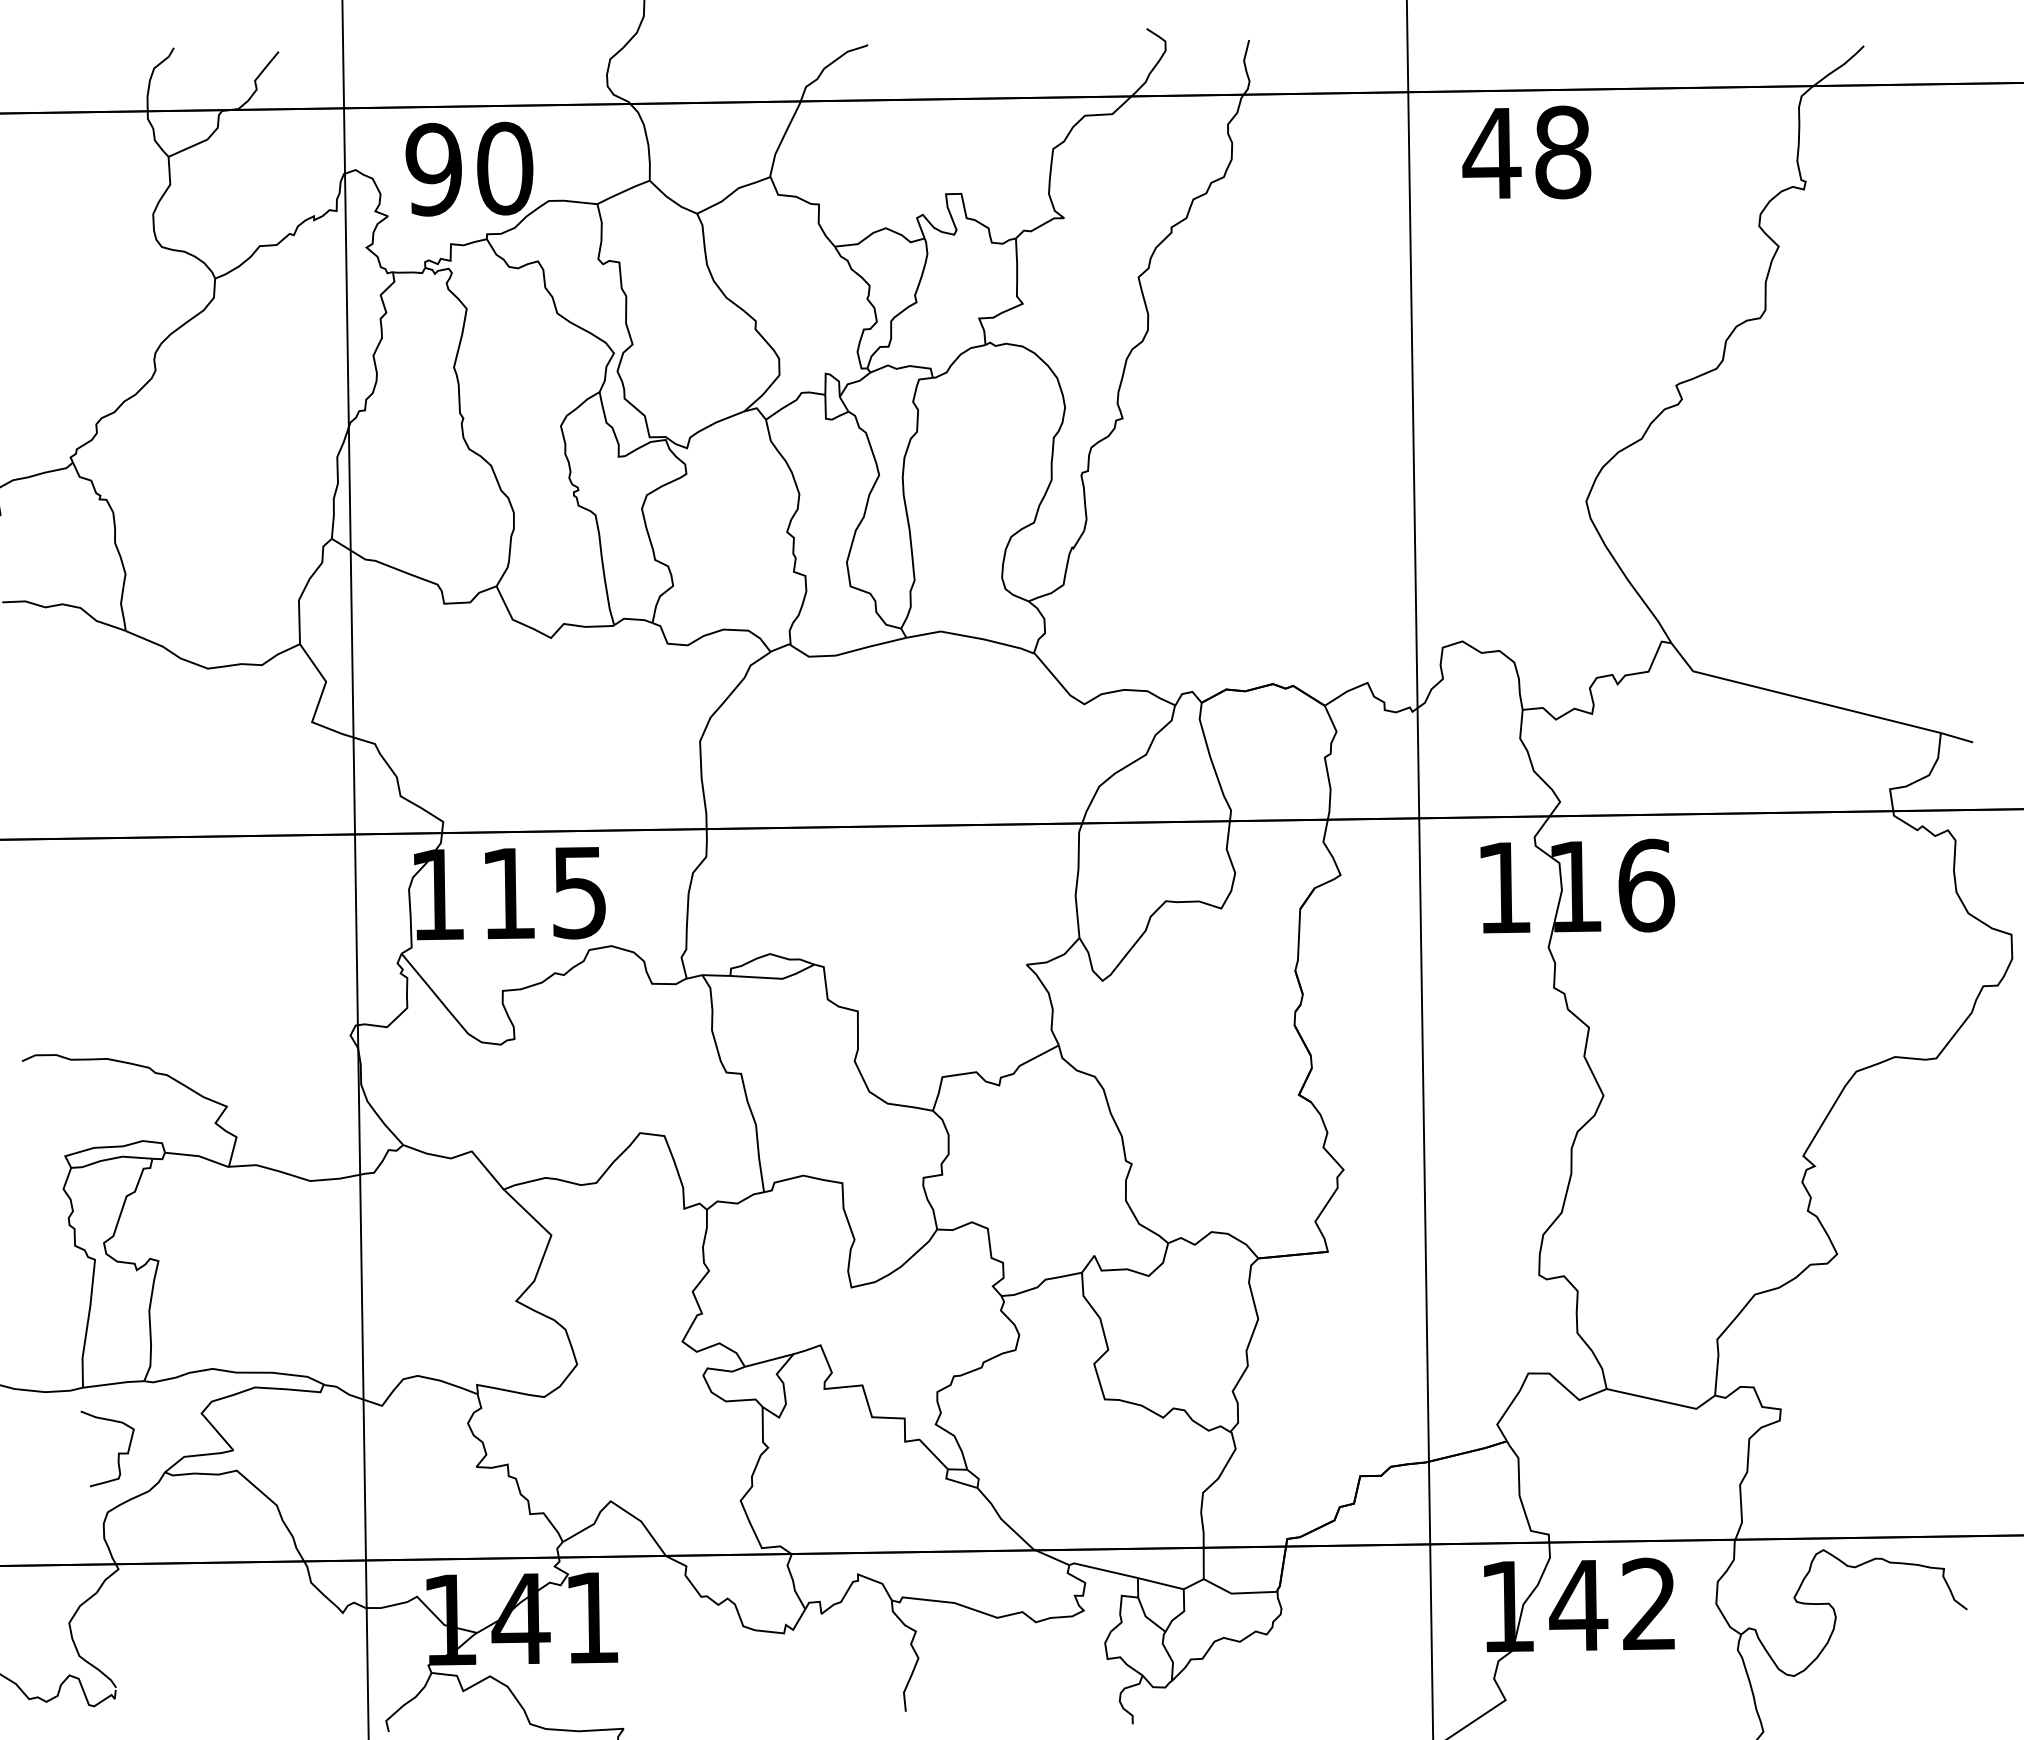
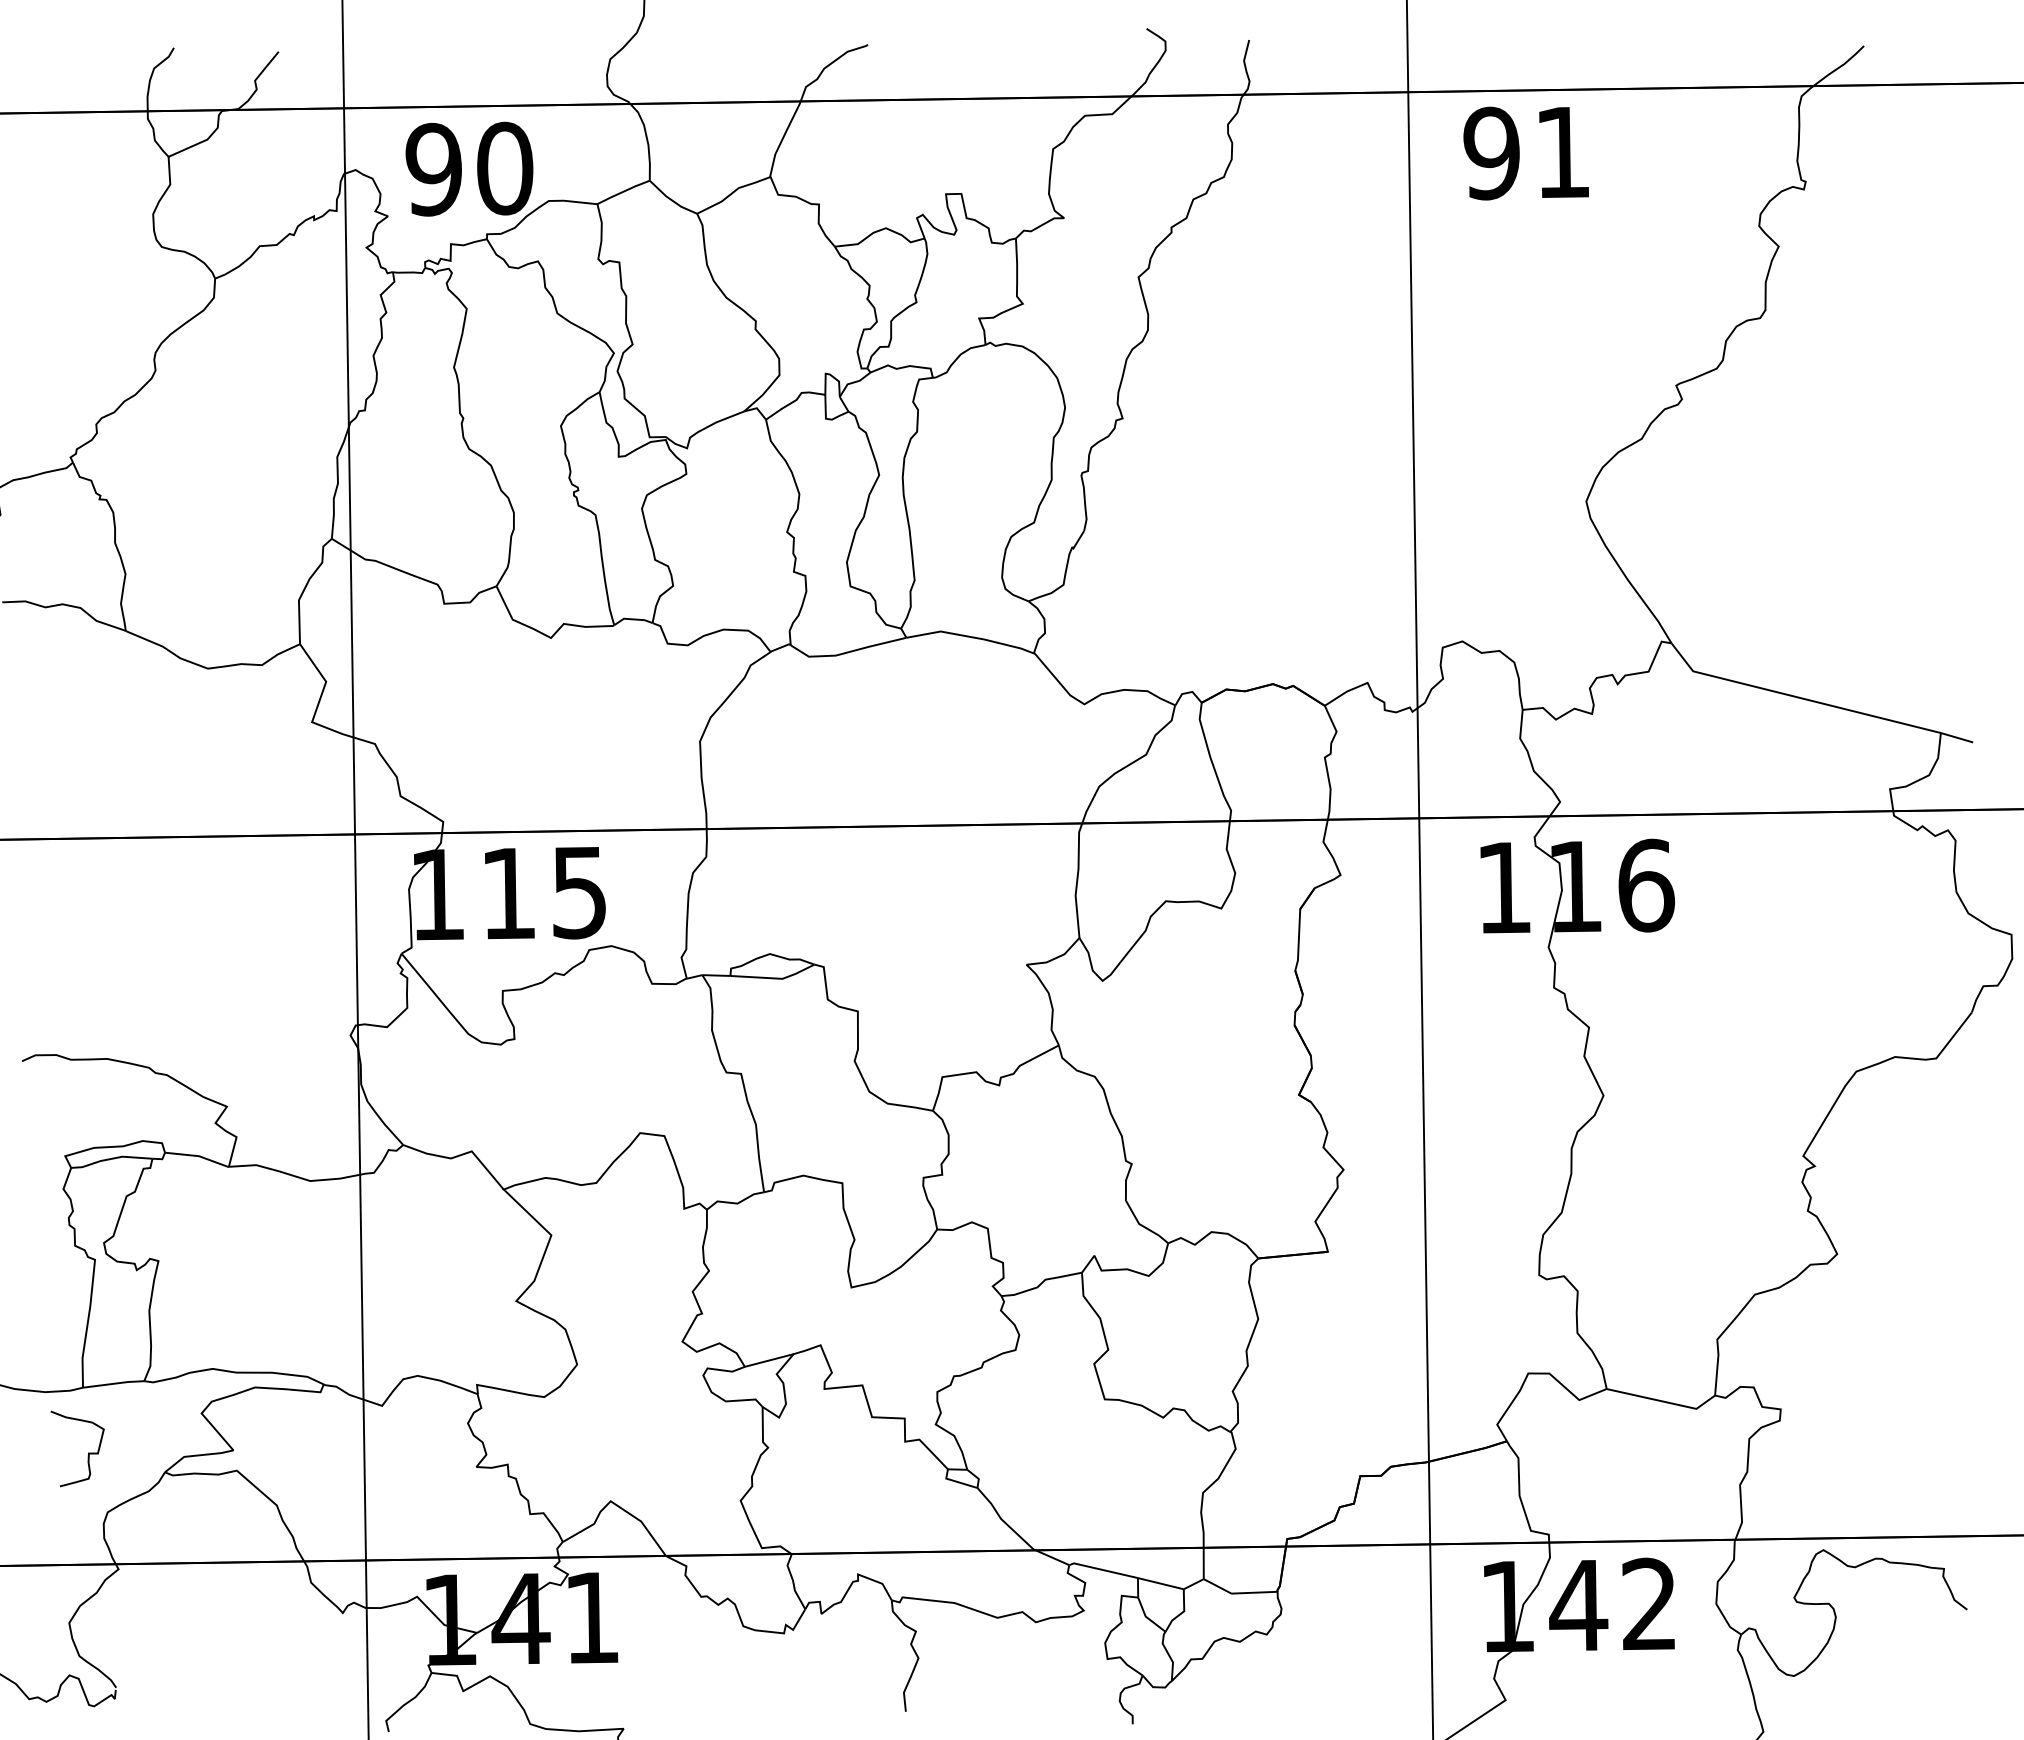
text: 48 -> 91 (1526, 152)
curve position: (118, 1452) -> (88, 1452) (88, 1452)
